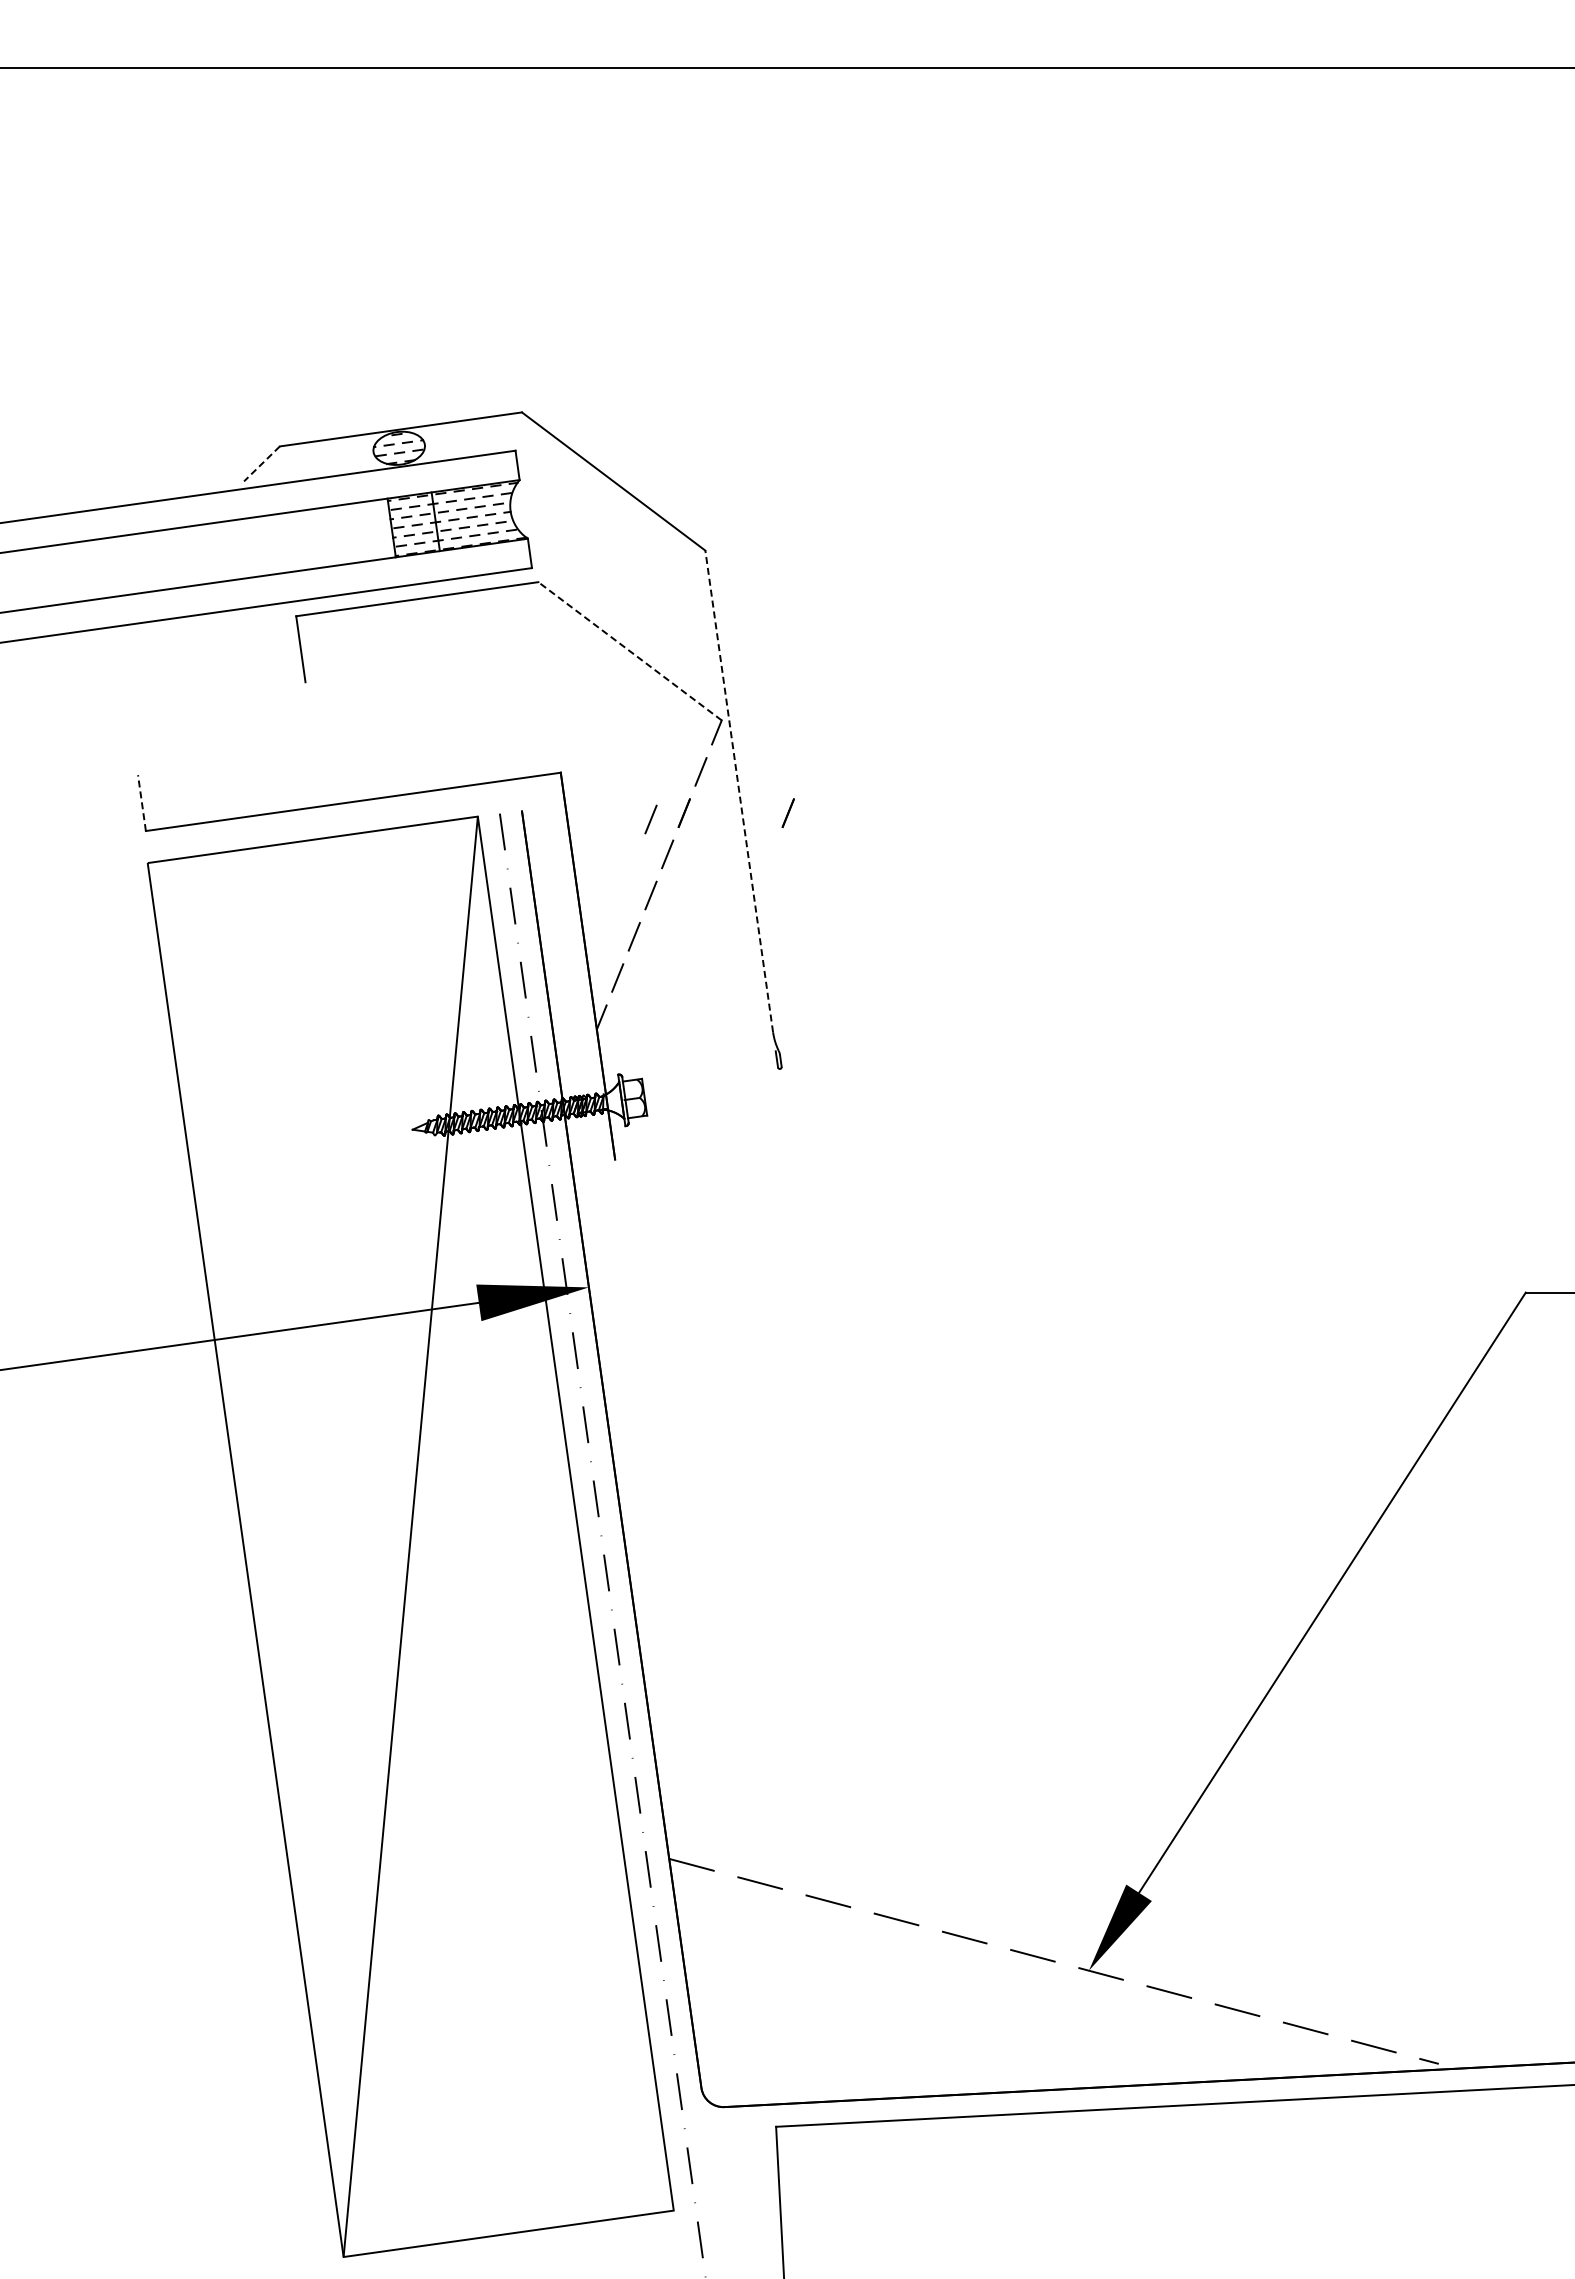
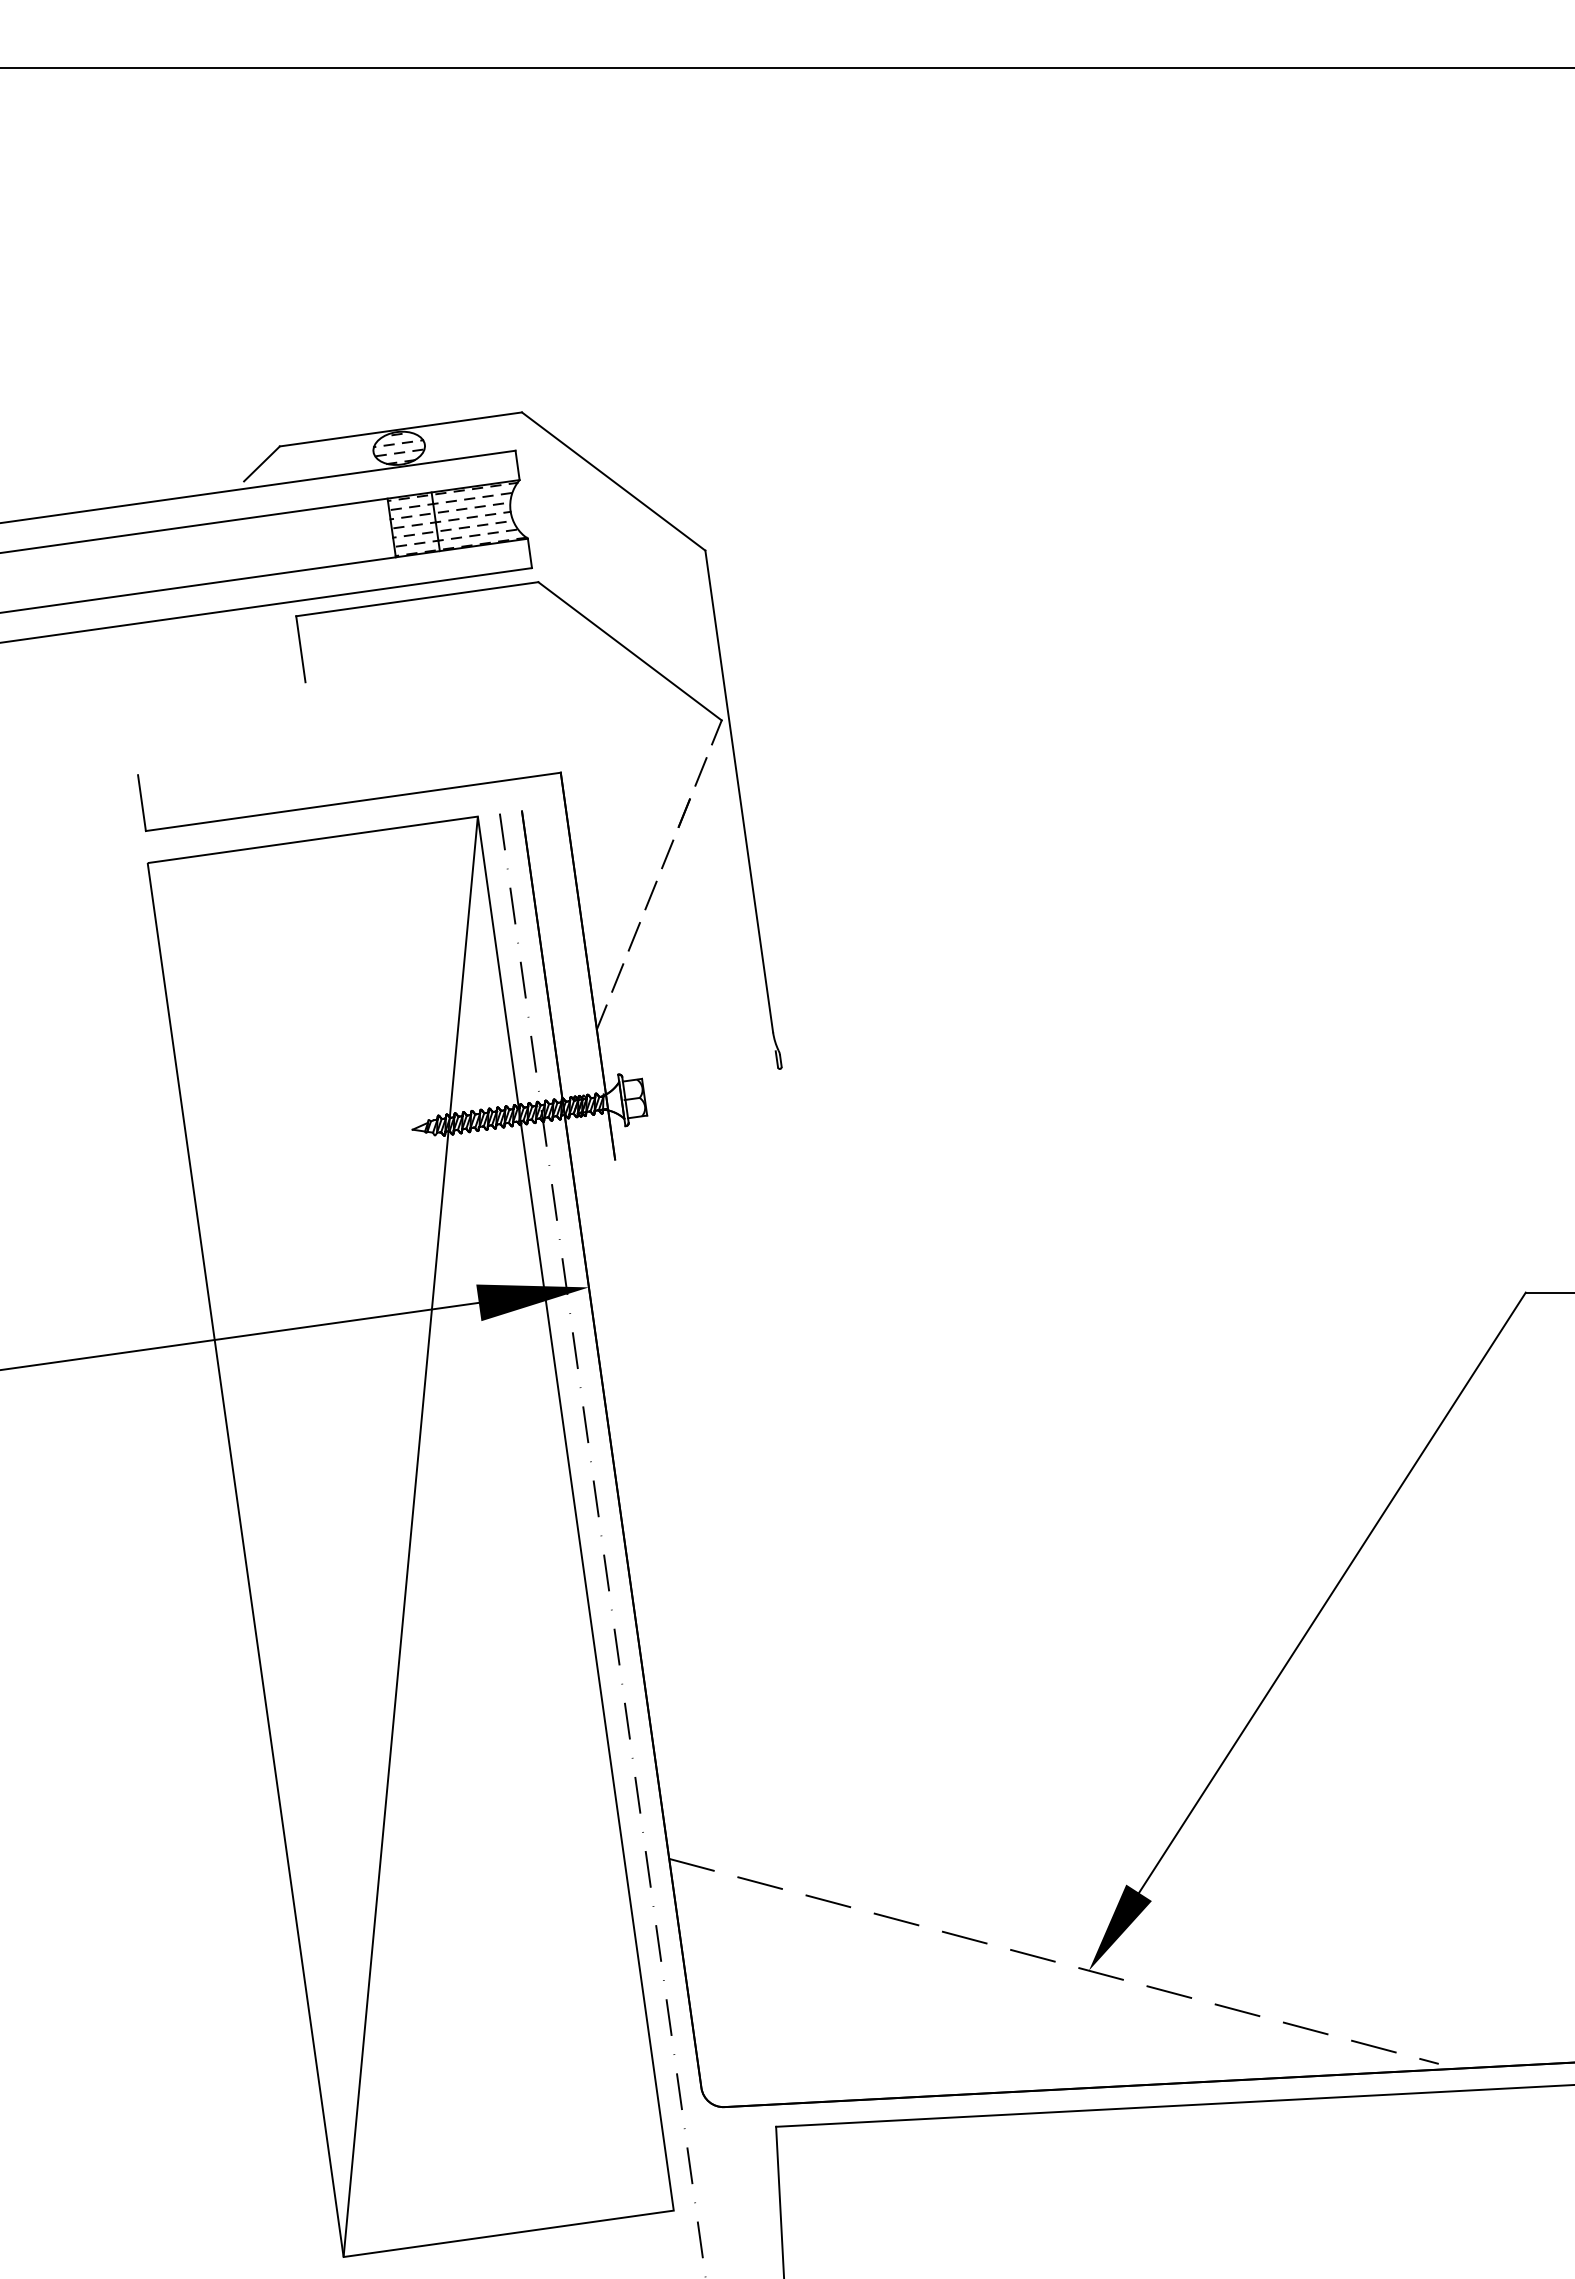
line: dashed -> solid (261, 464)
line: dashed -> solid (630, 651)
line: dashed -> solid (739, 790)
line: dashed -> solid (141, 802)
line: present -> none (787, 812)
line: present -> none (650, 819)
